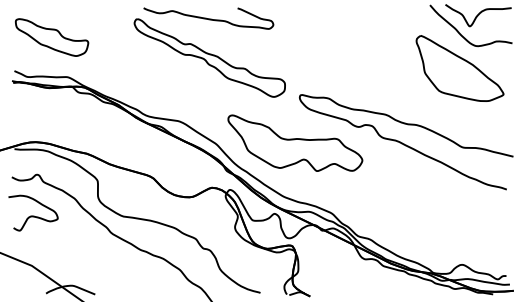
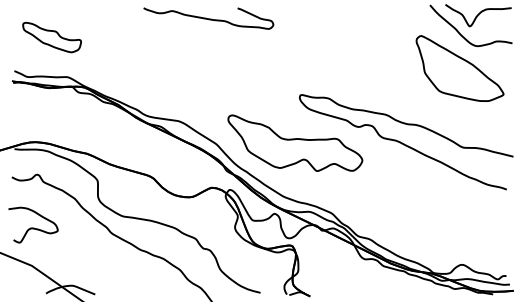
part size: 75x39 px -> 60x33 px (51, 37)
part: present -> none (209, 57)
curve position: (33, 215) -> (33, 227) (33, 227)
